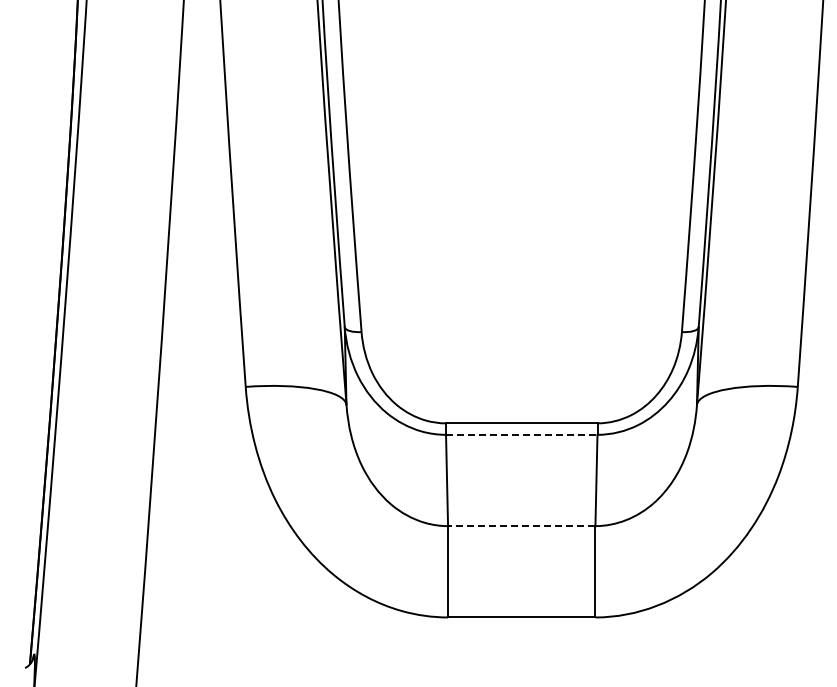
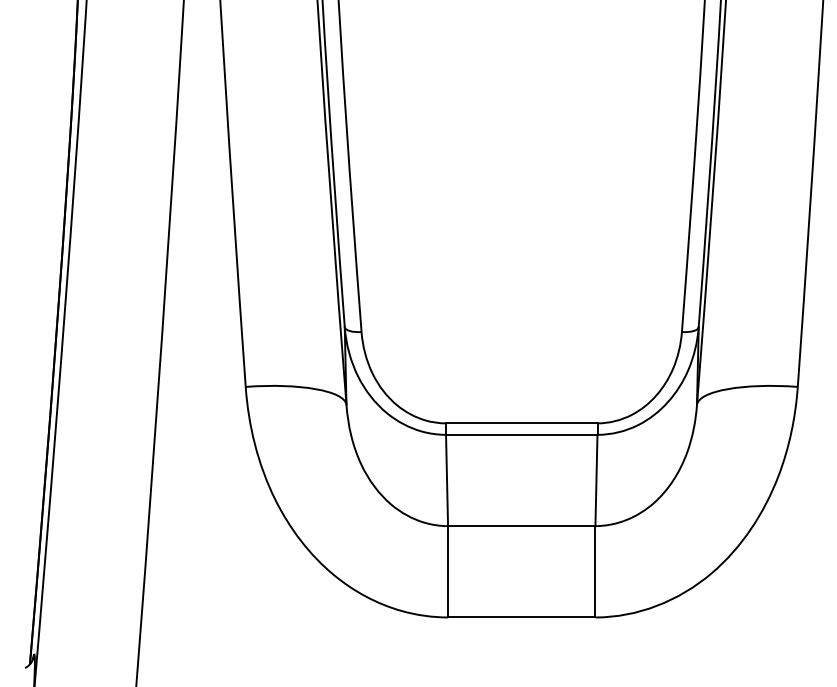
line: dashed -> solid (521, 434)
line: dashed -> solid (521, 526)
